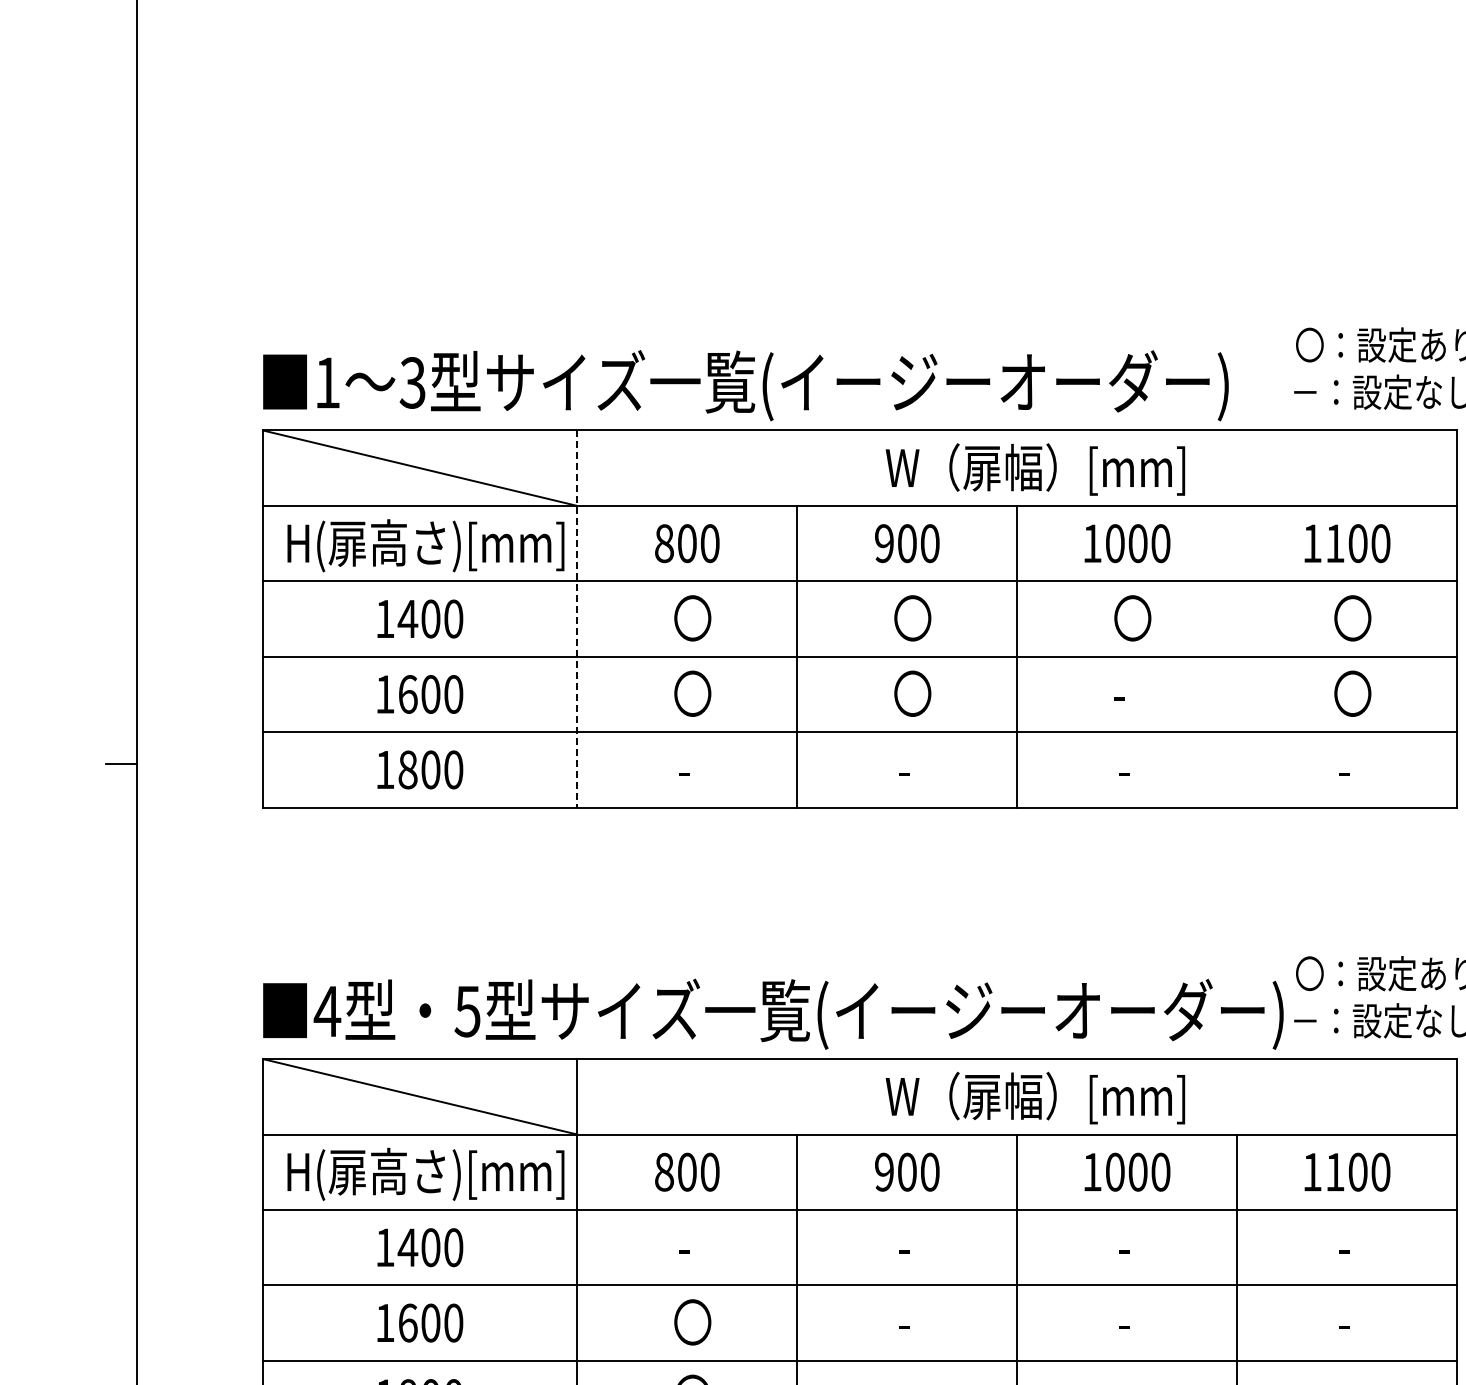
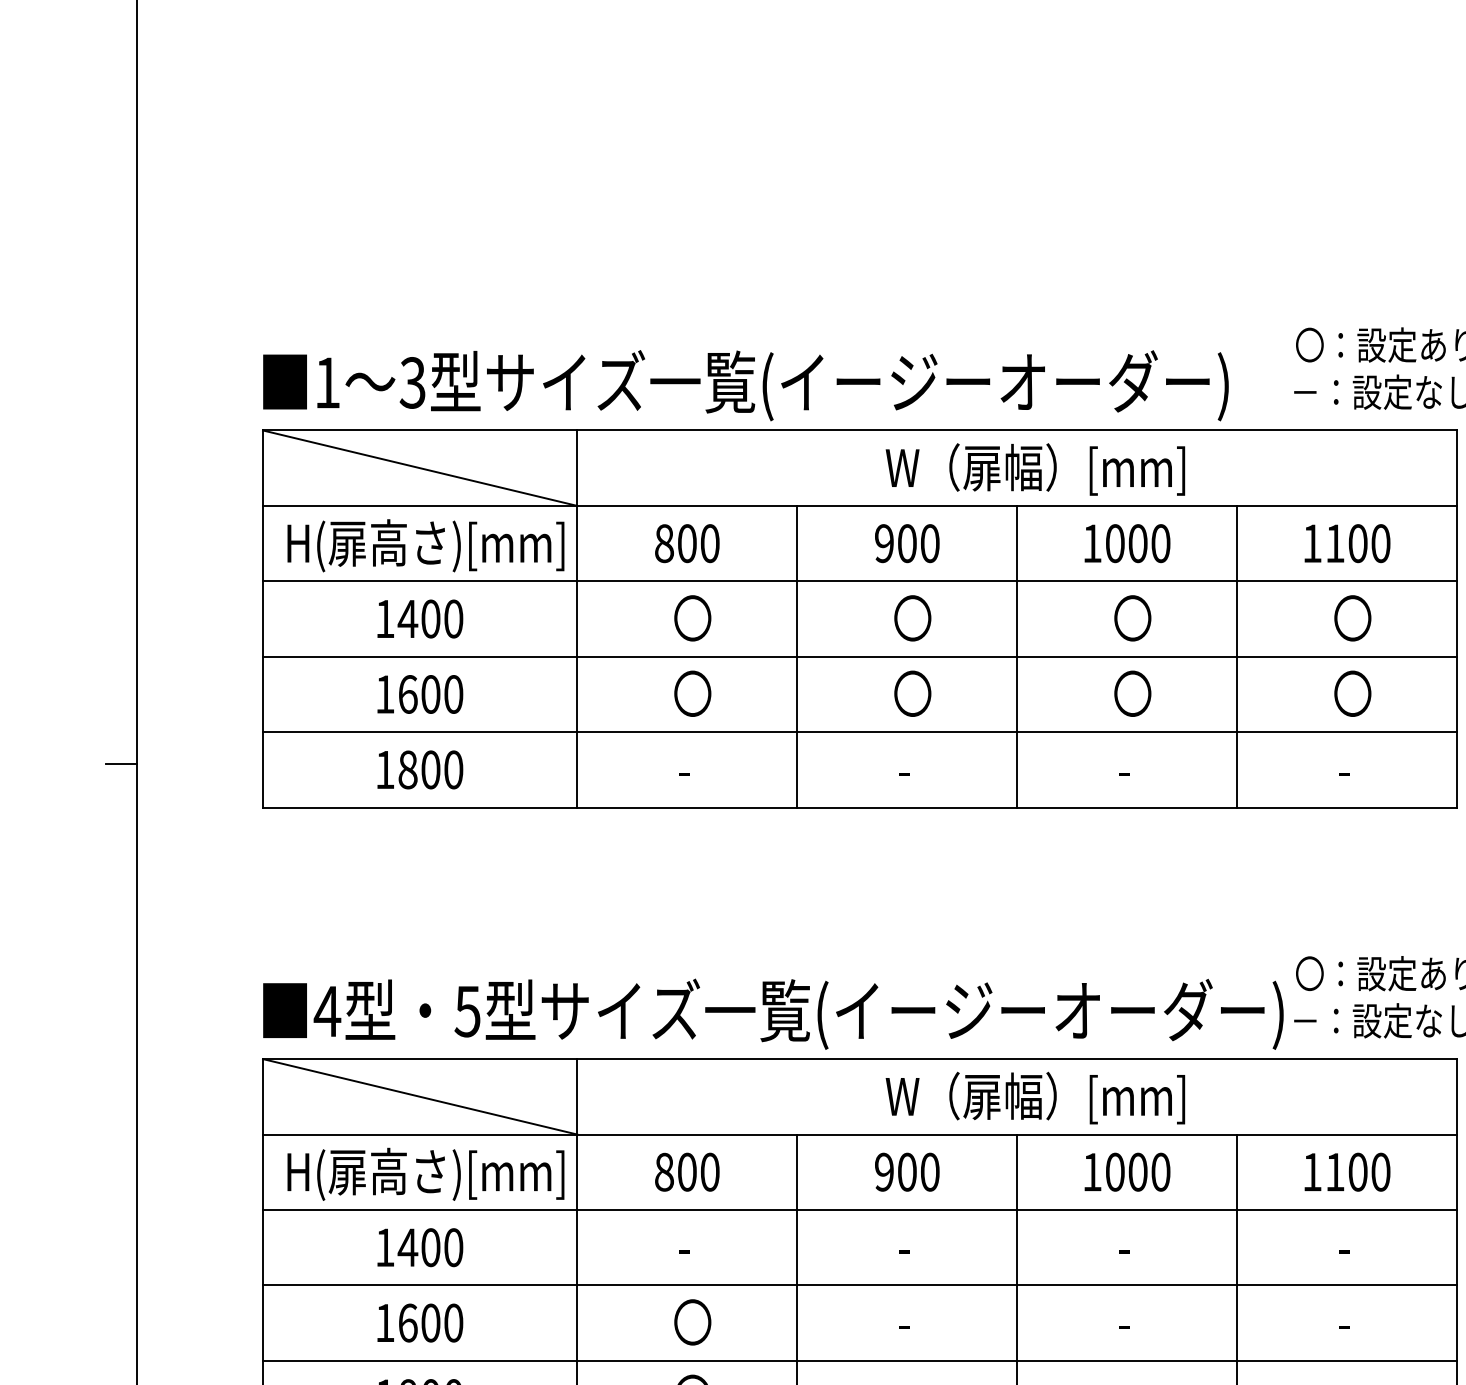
line: dashed -> solid (577, 619)
line: none -> present (1237, 656)
text: - -> 〇 (1132, 693)
